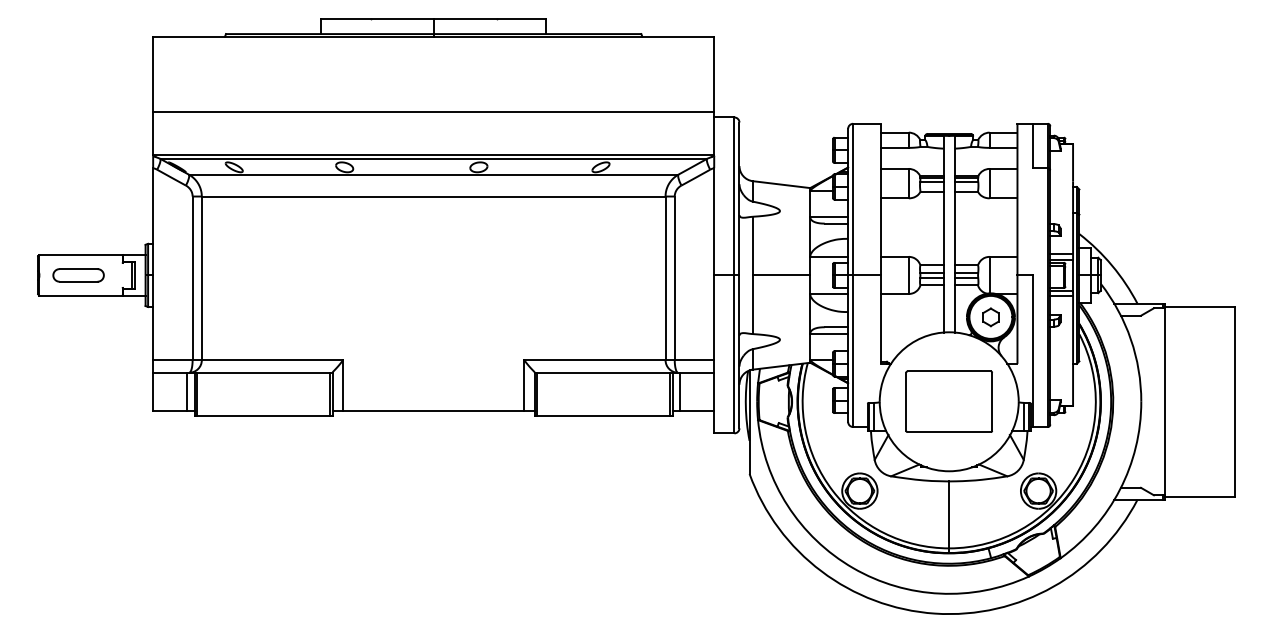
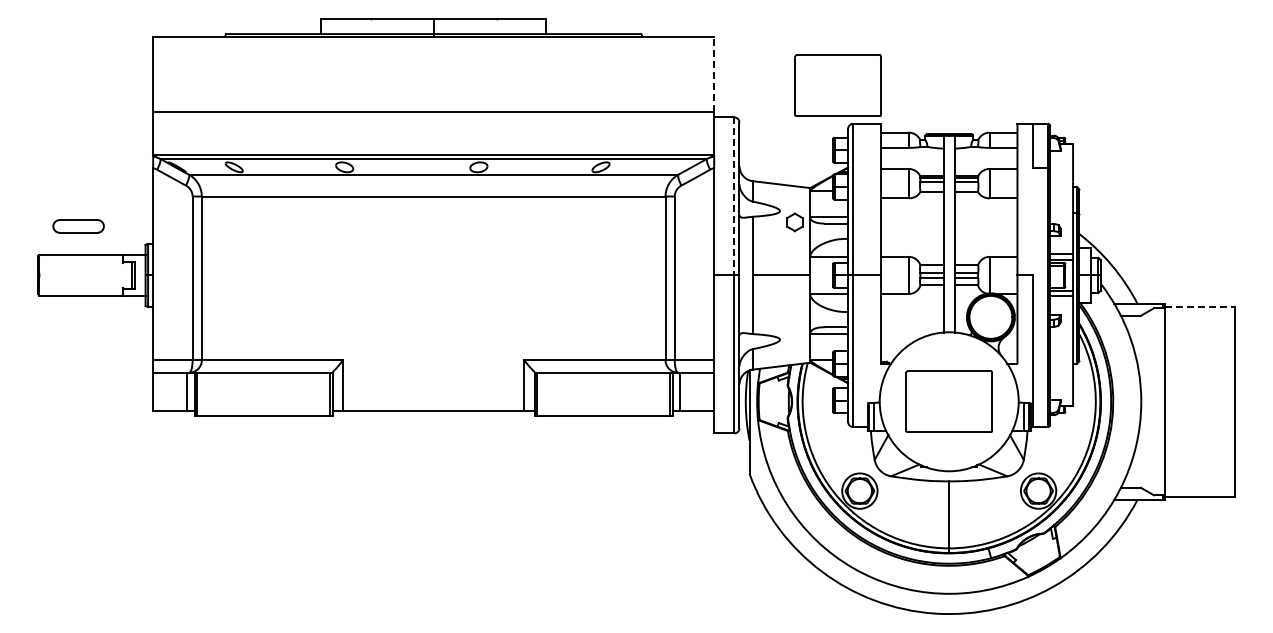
line: solid -> dashed (714, 74)
part: none -> present (837, 85)
line: solid -> dashed (734, 196)
part position: (78, 275) -> (78, 226) (78, 226)
line: solid -> dashed (1200, 307)
part position: (990, 317) -> (794, 222) (794, 222)
